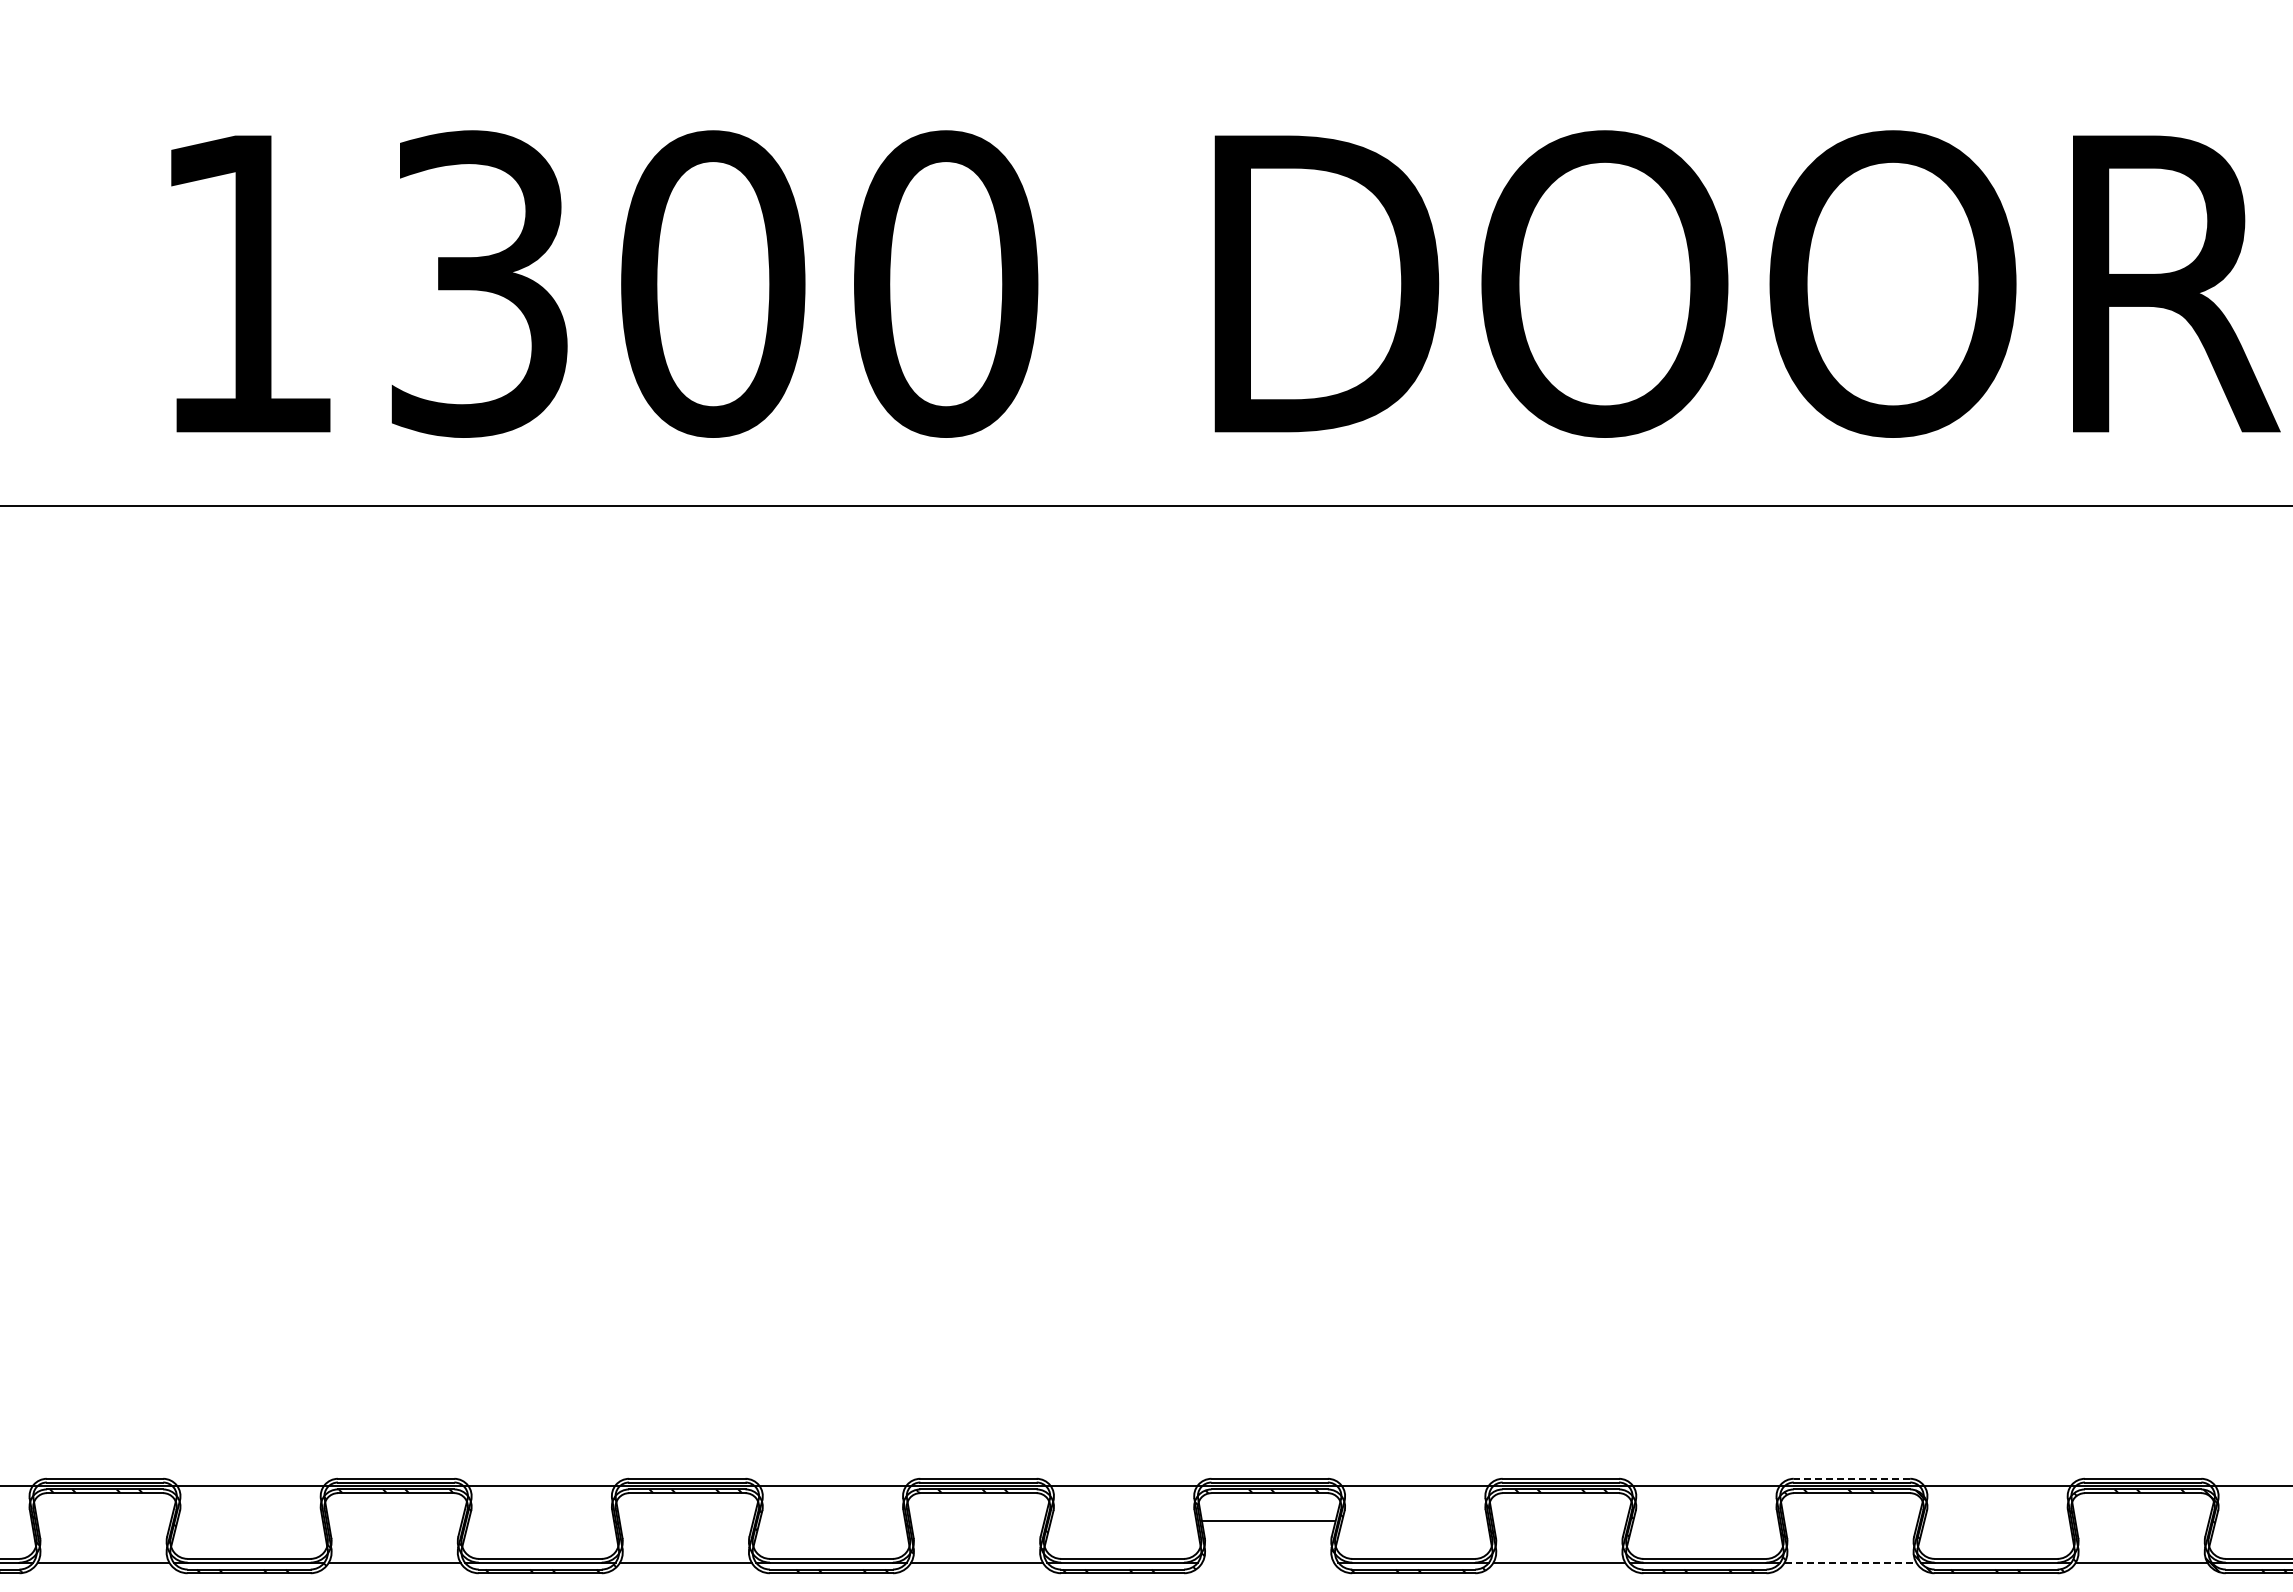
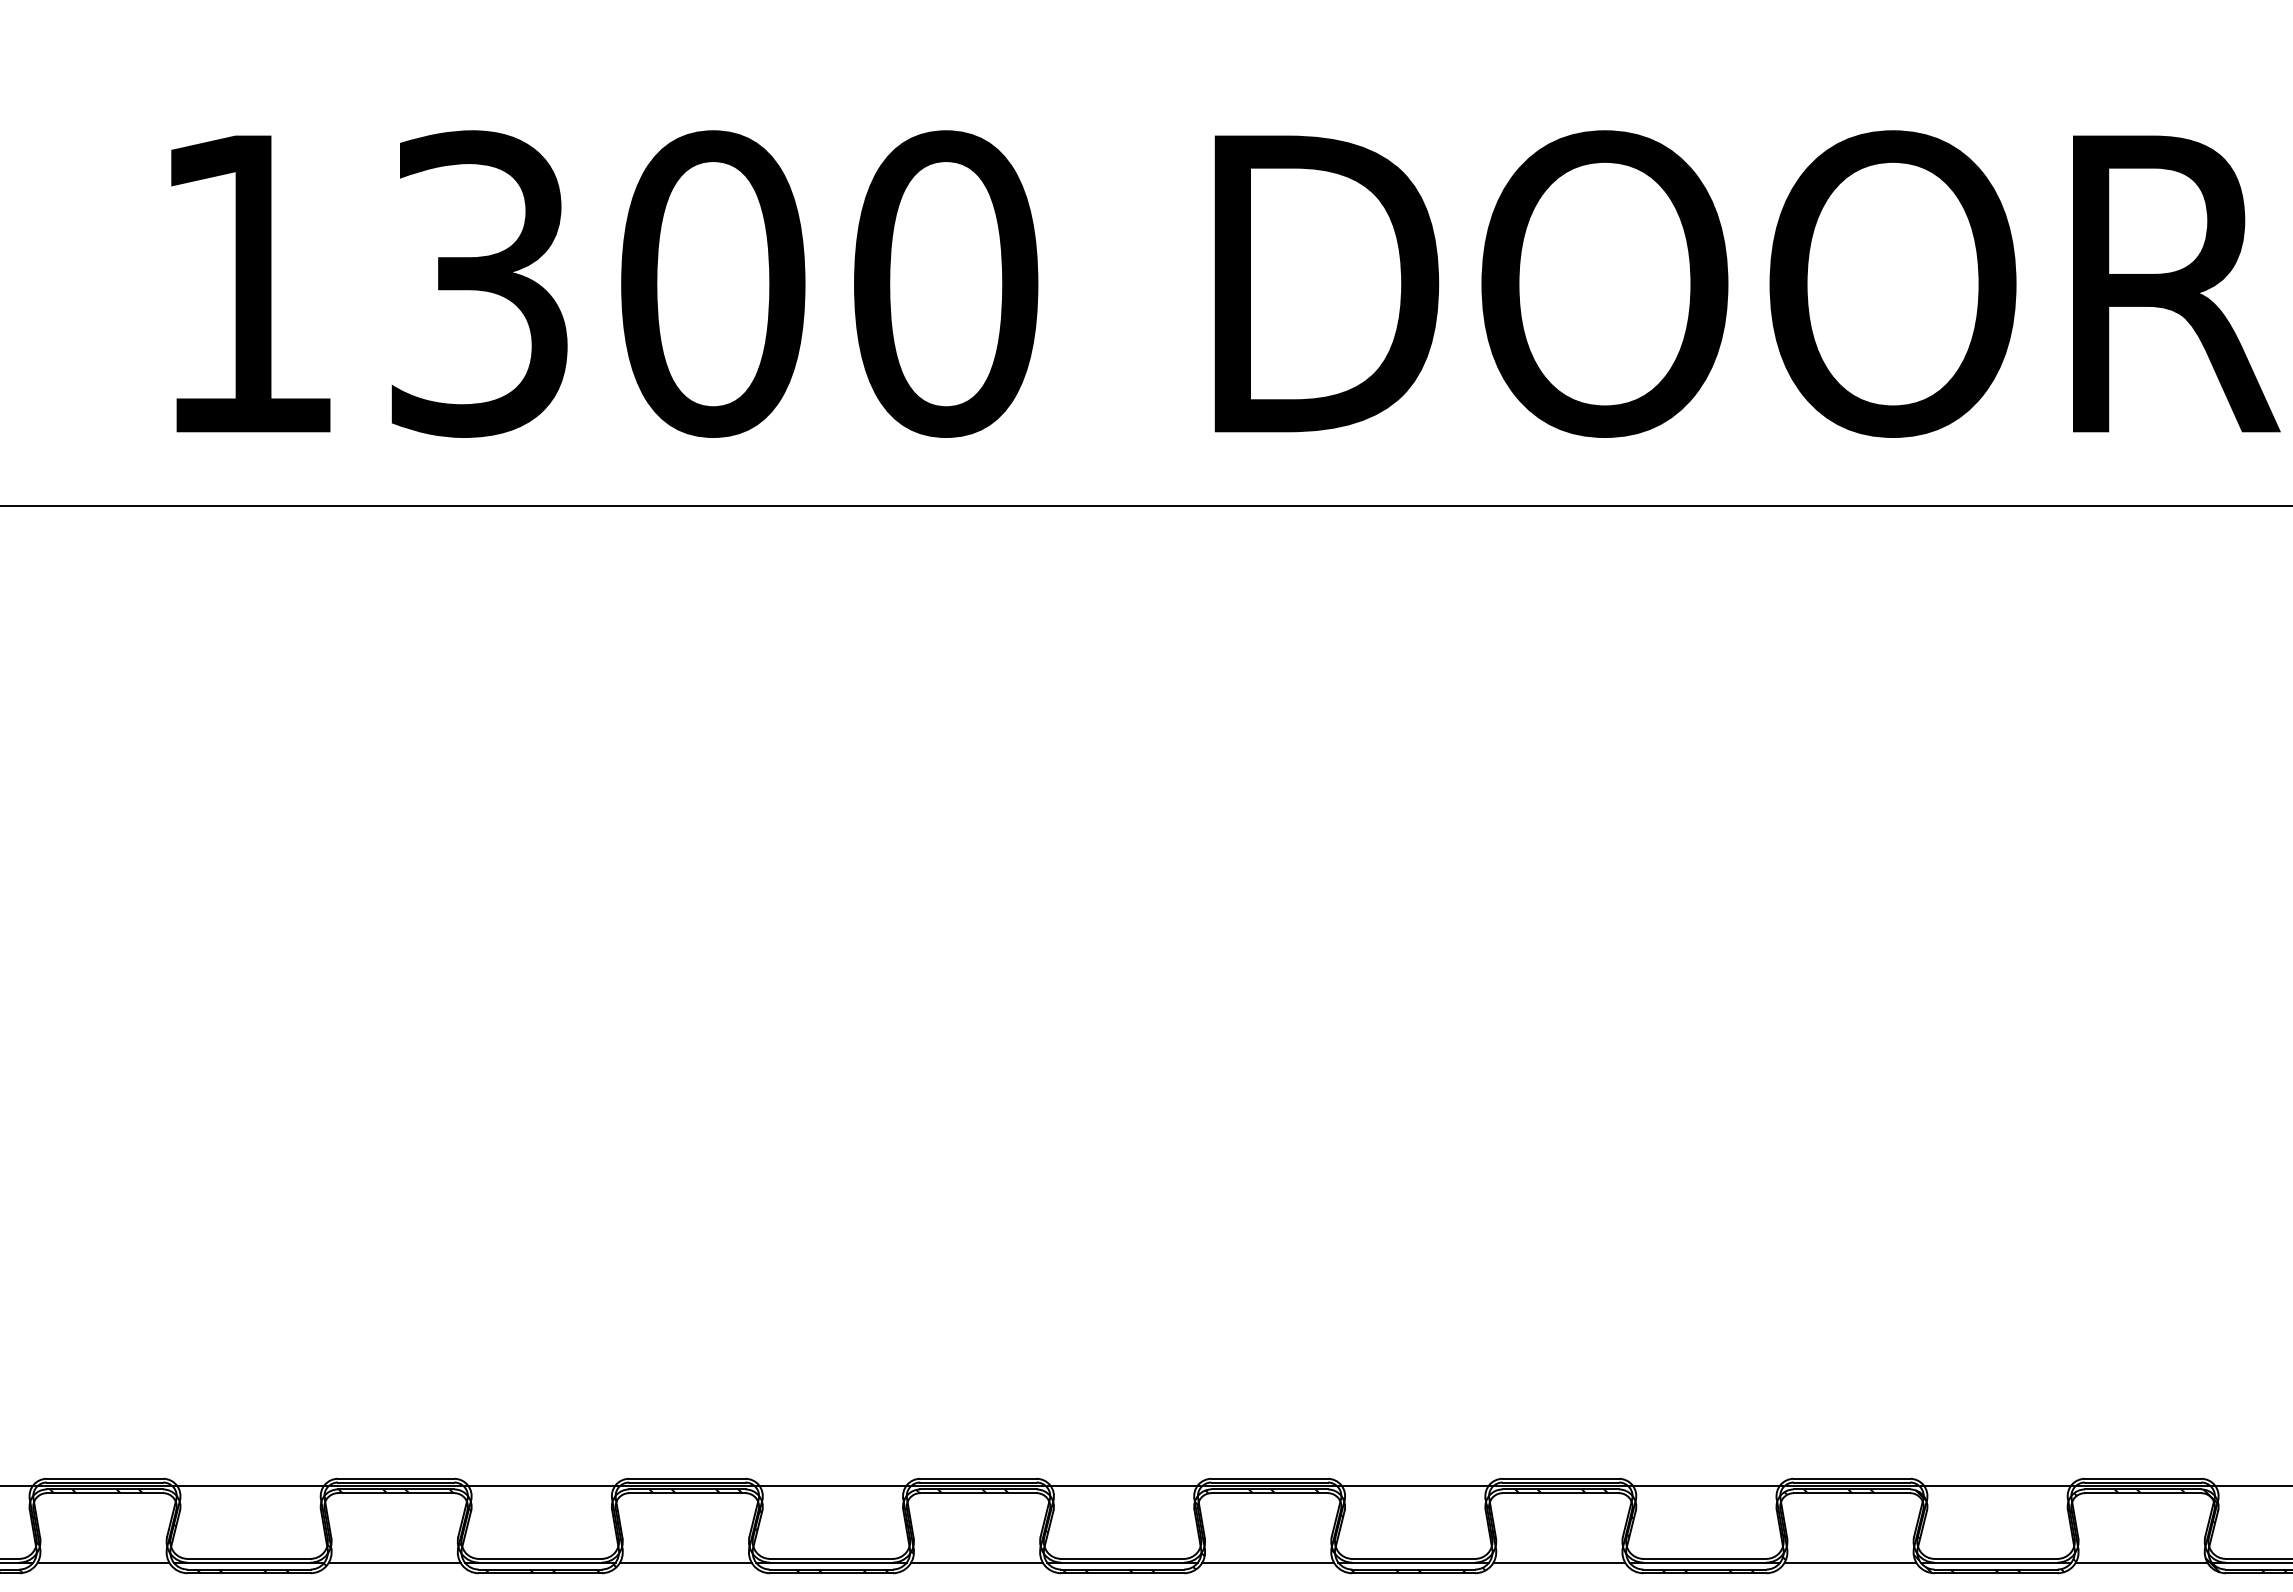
line: dashed -> solid (1851, 1478)
line position: (1268, 1520) -> (1268, 1562) (1268, 1562)
line: dashed -> solid (1850, 1562)
